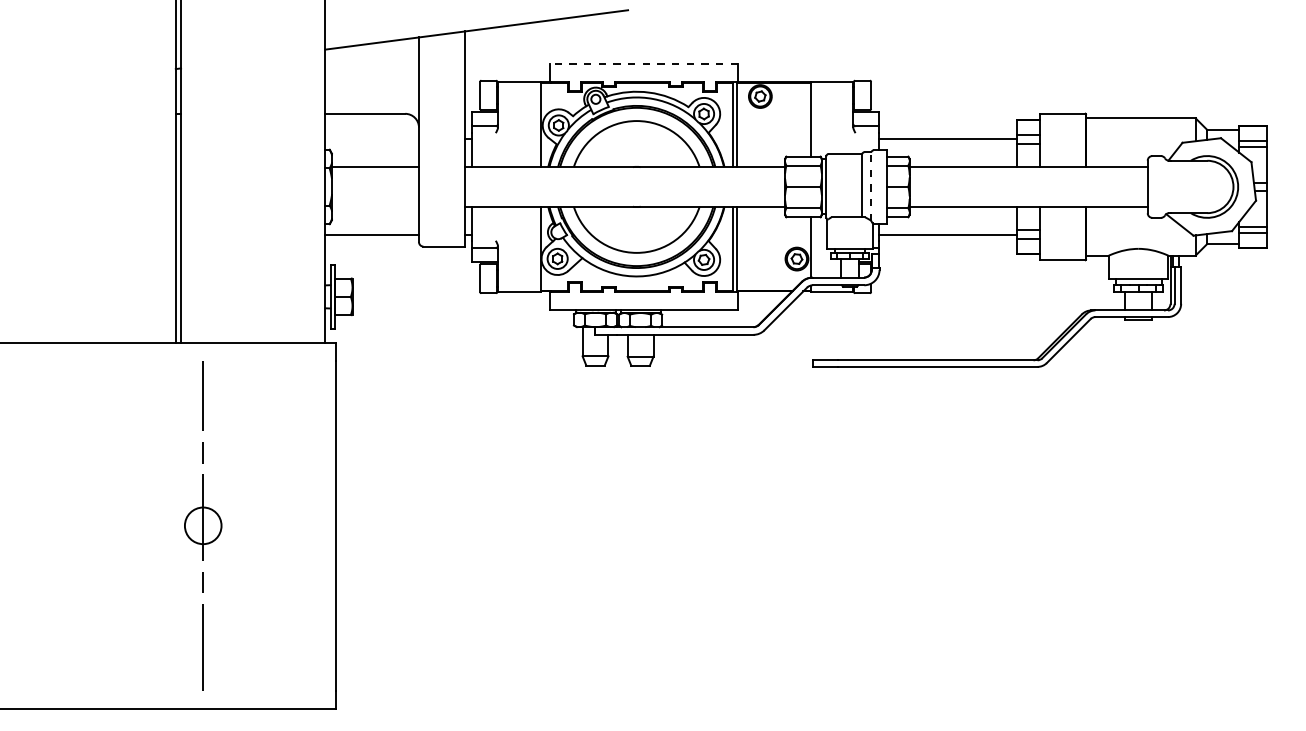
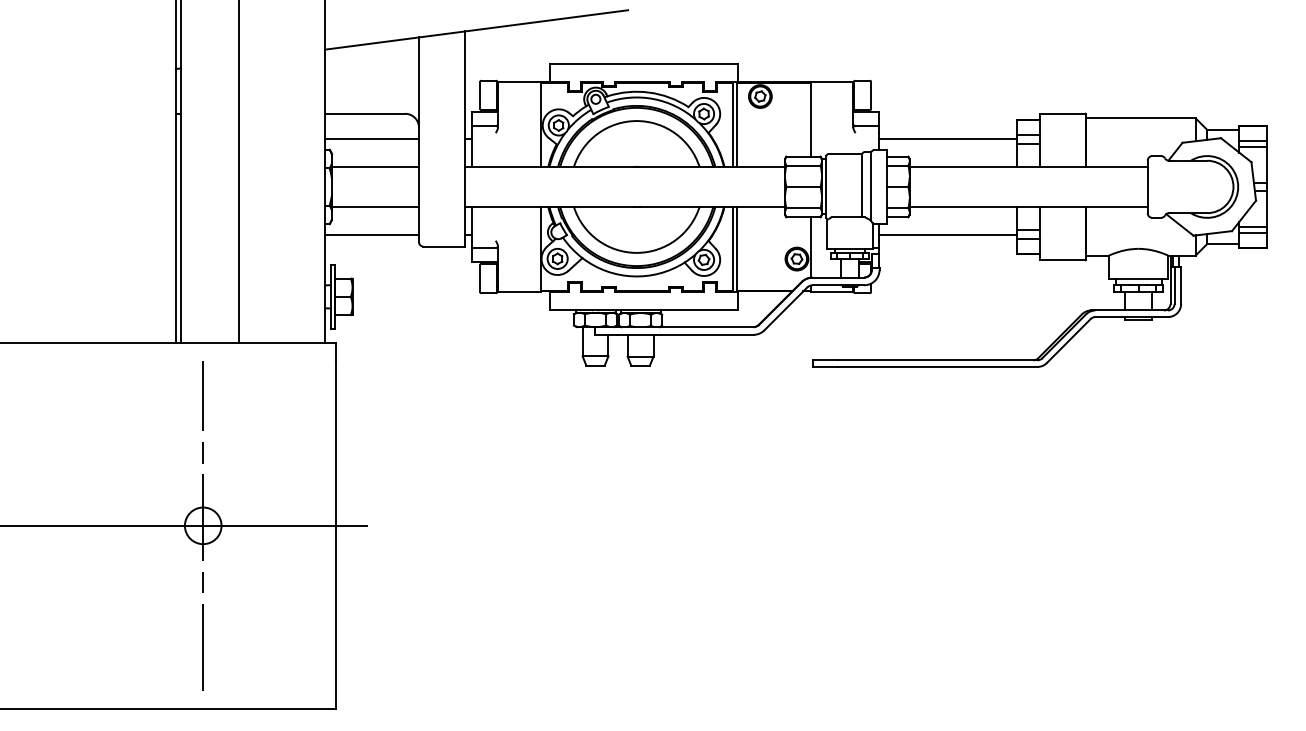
line: dashed -> solid (644, 64)
line: none -> present (372, 138)
line: none -> present (238, 172)
line: dashed -> solid (871, 186)
line: none -> present (375, 206)
line: none -> present (185, 525)
